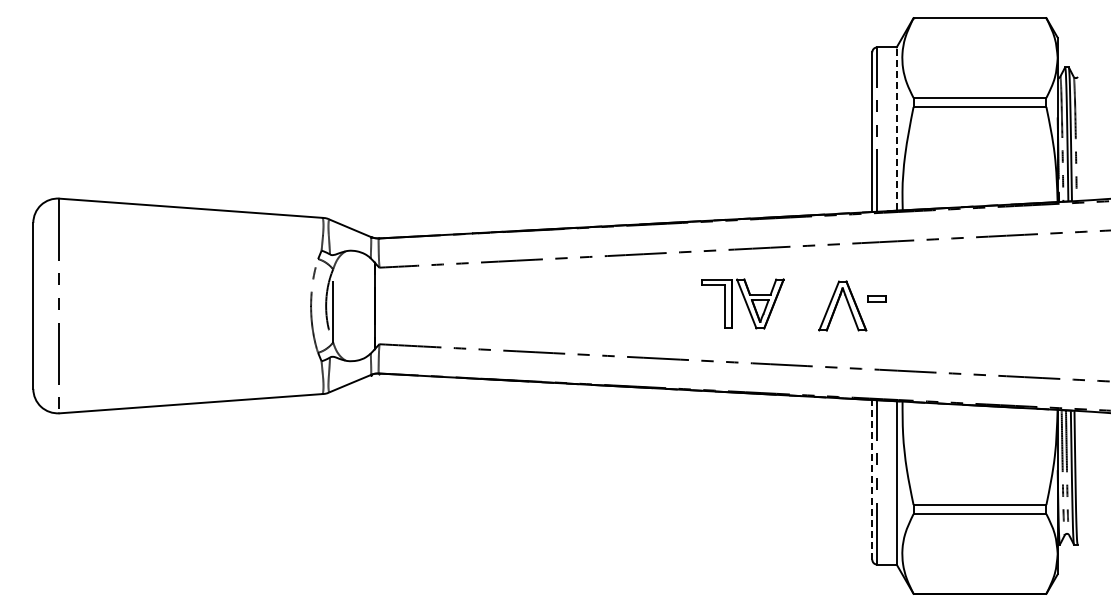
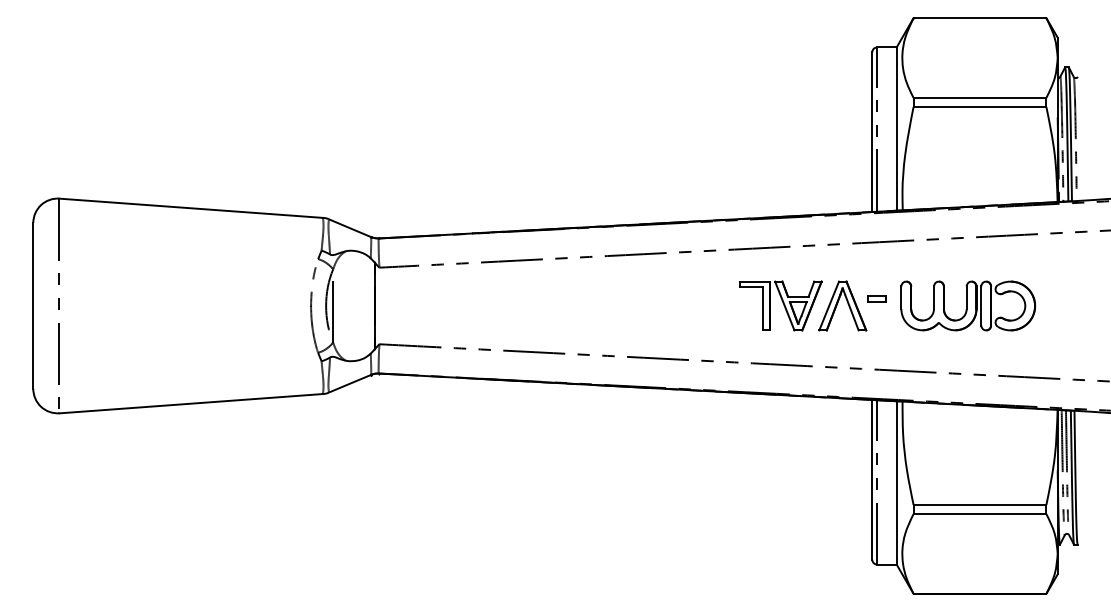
line: dashed -> solid (896, 128)
part position: (742, 303) -> (780, 305) (780, 305)
part: none -> present (968, 305)
line: dashed -> solid (872, 479)
